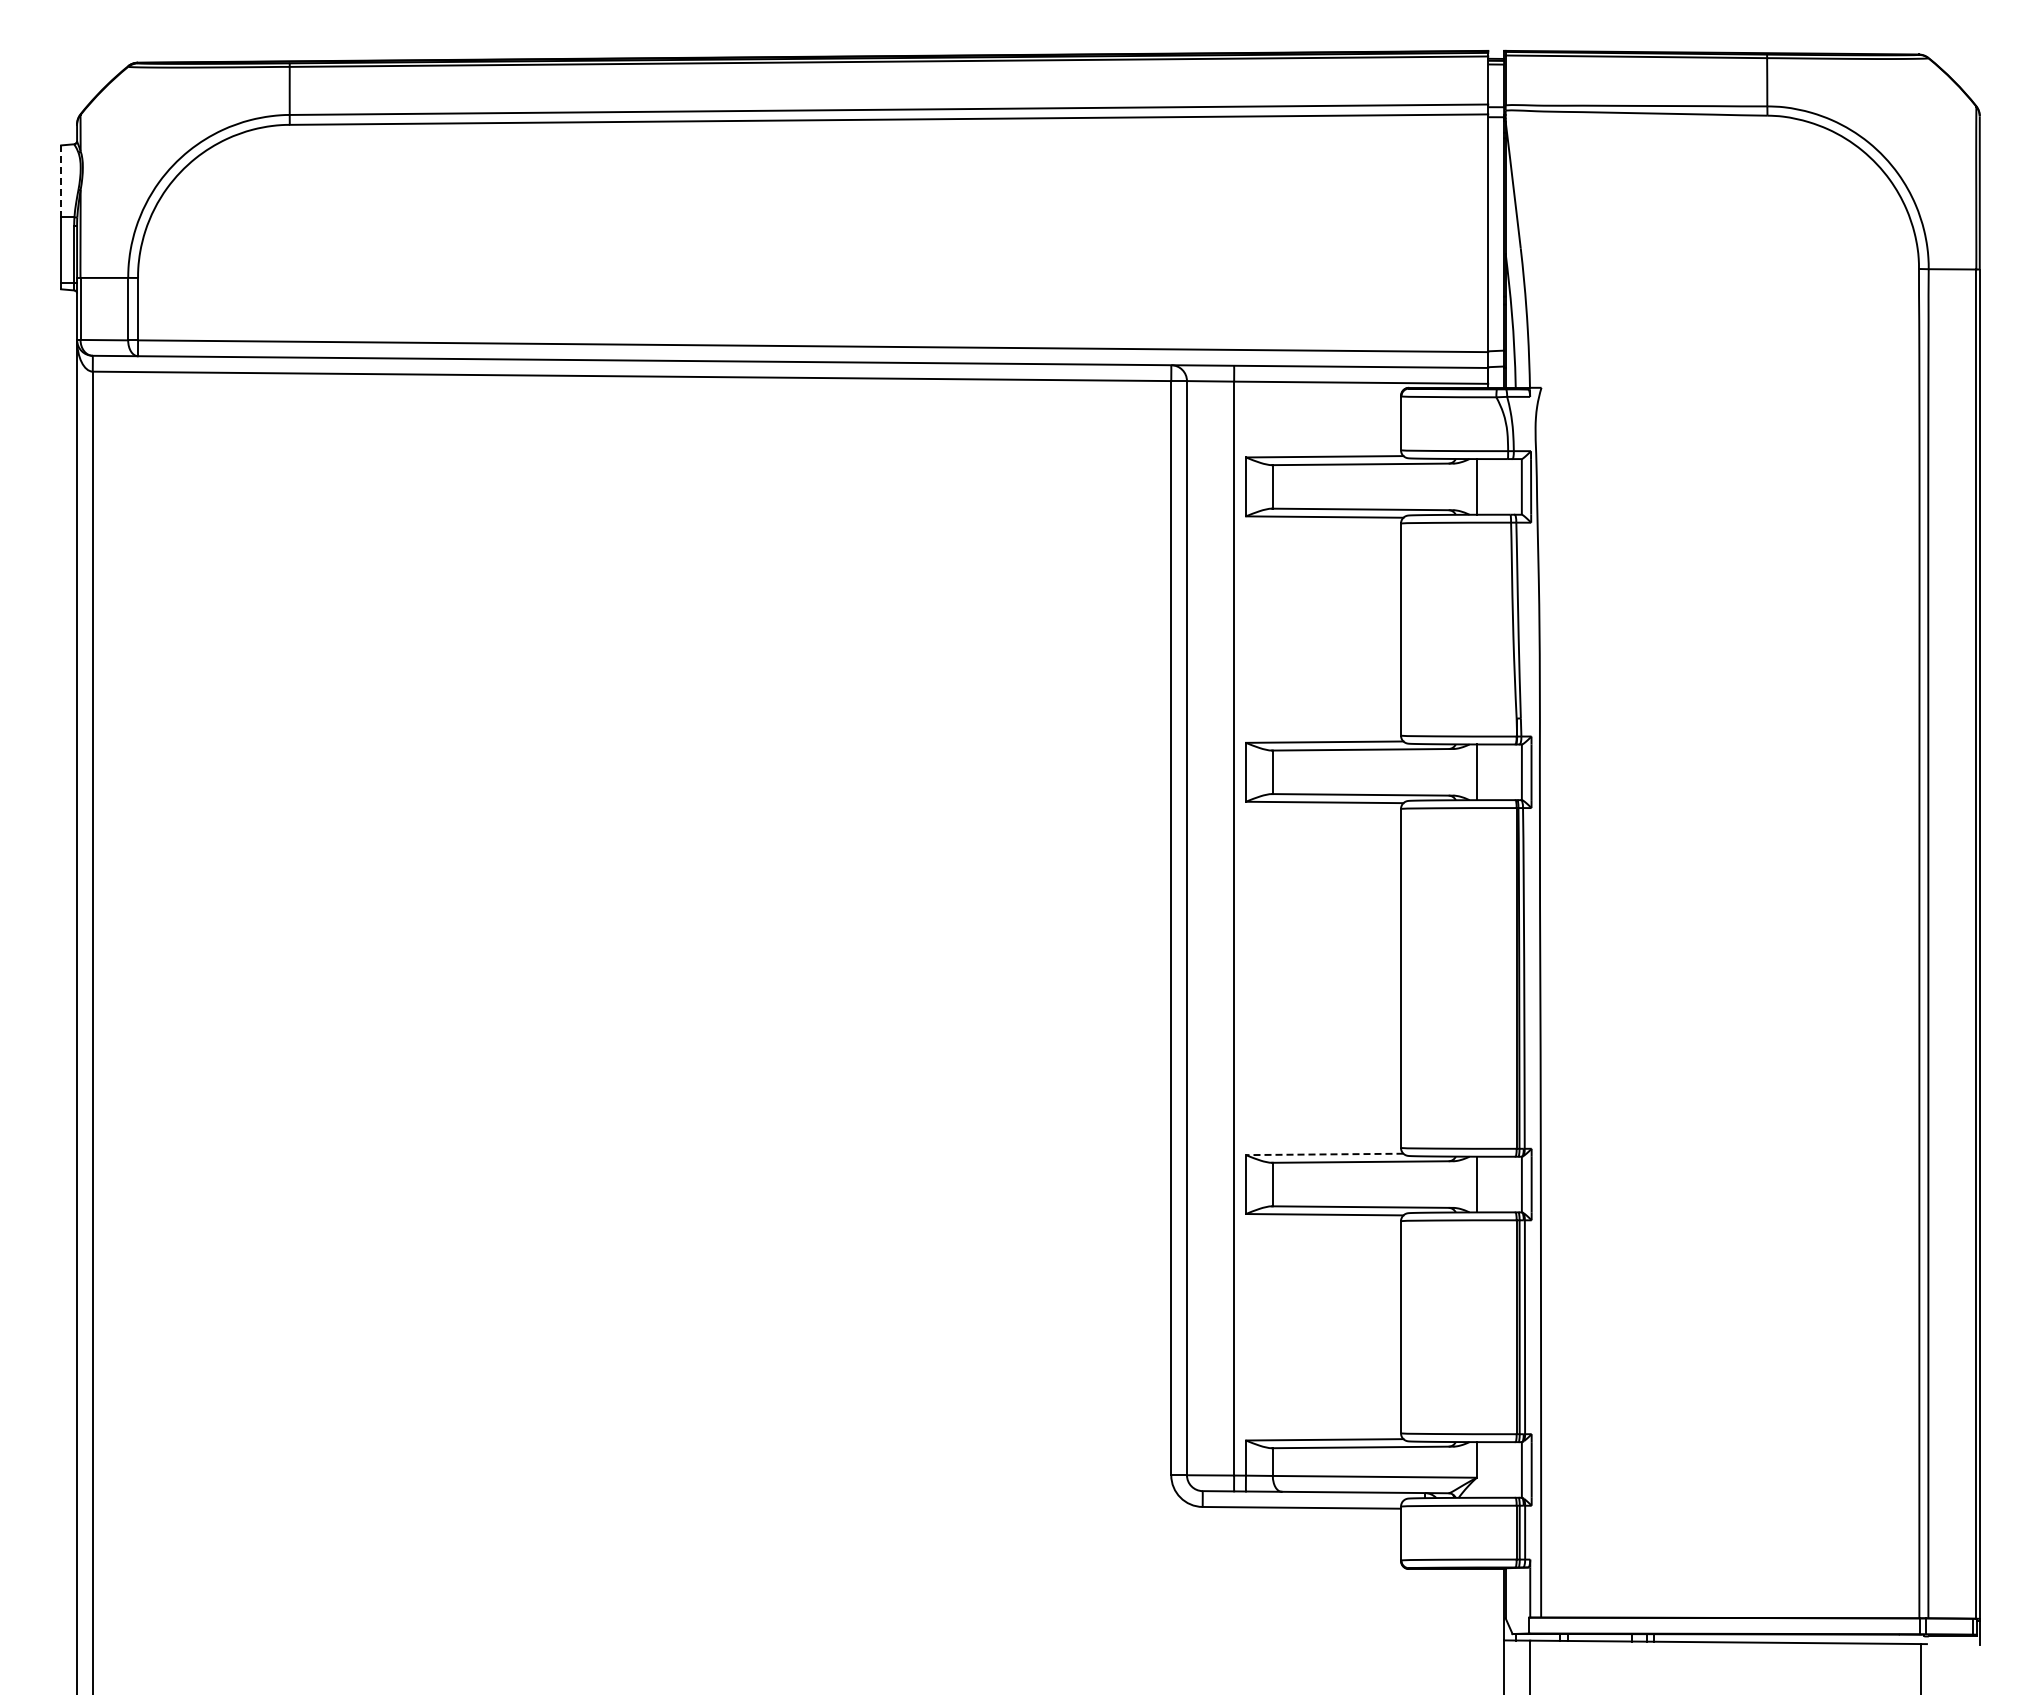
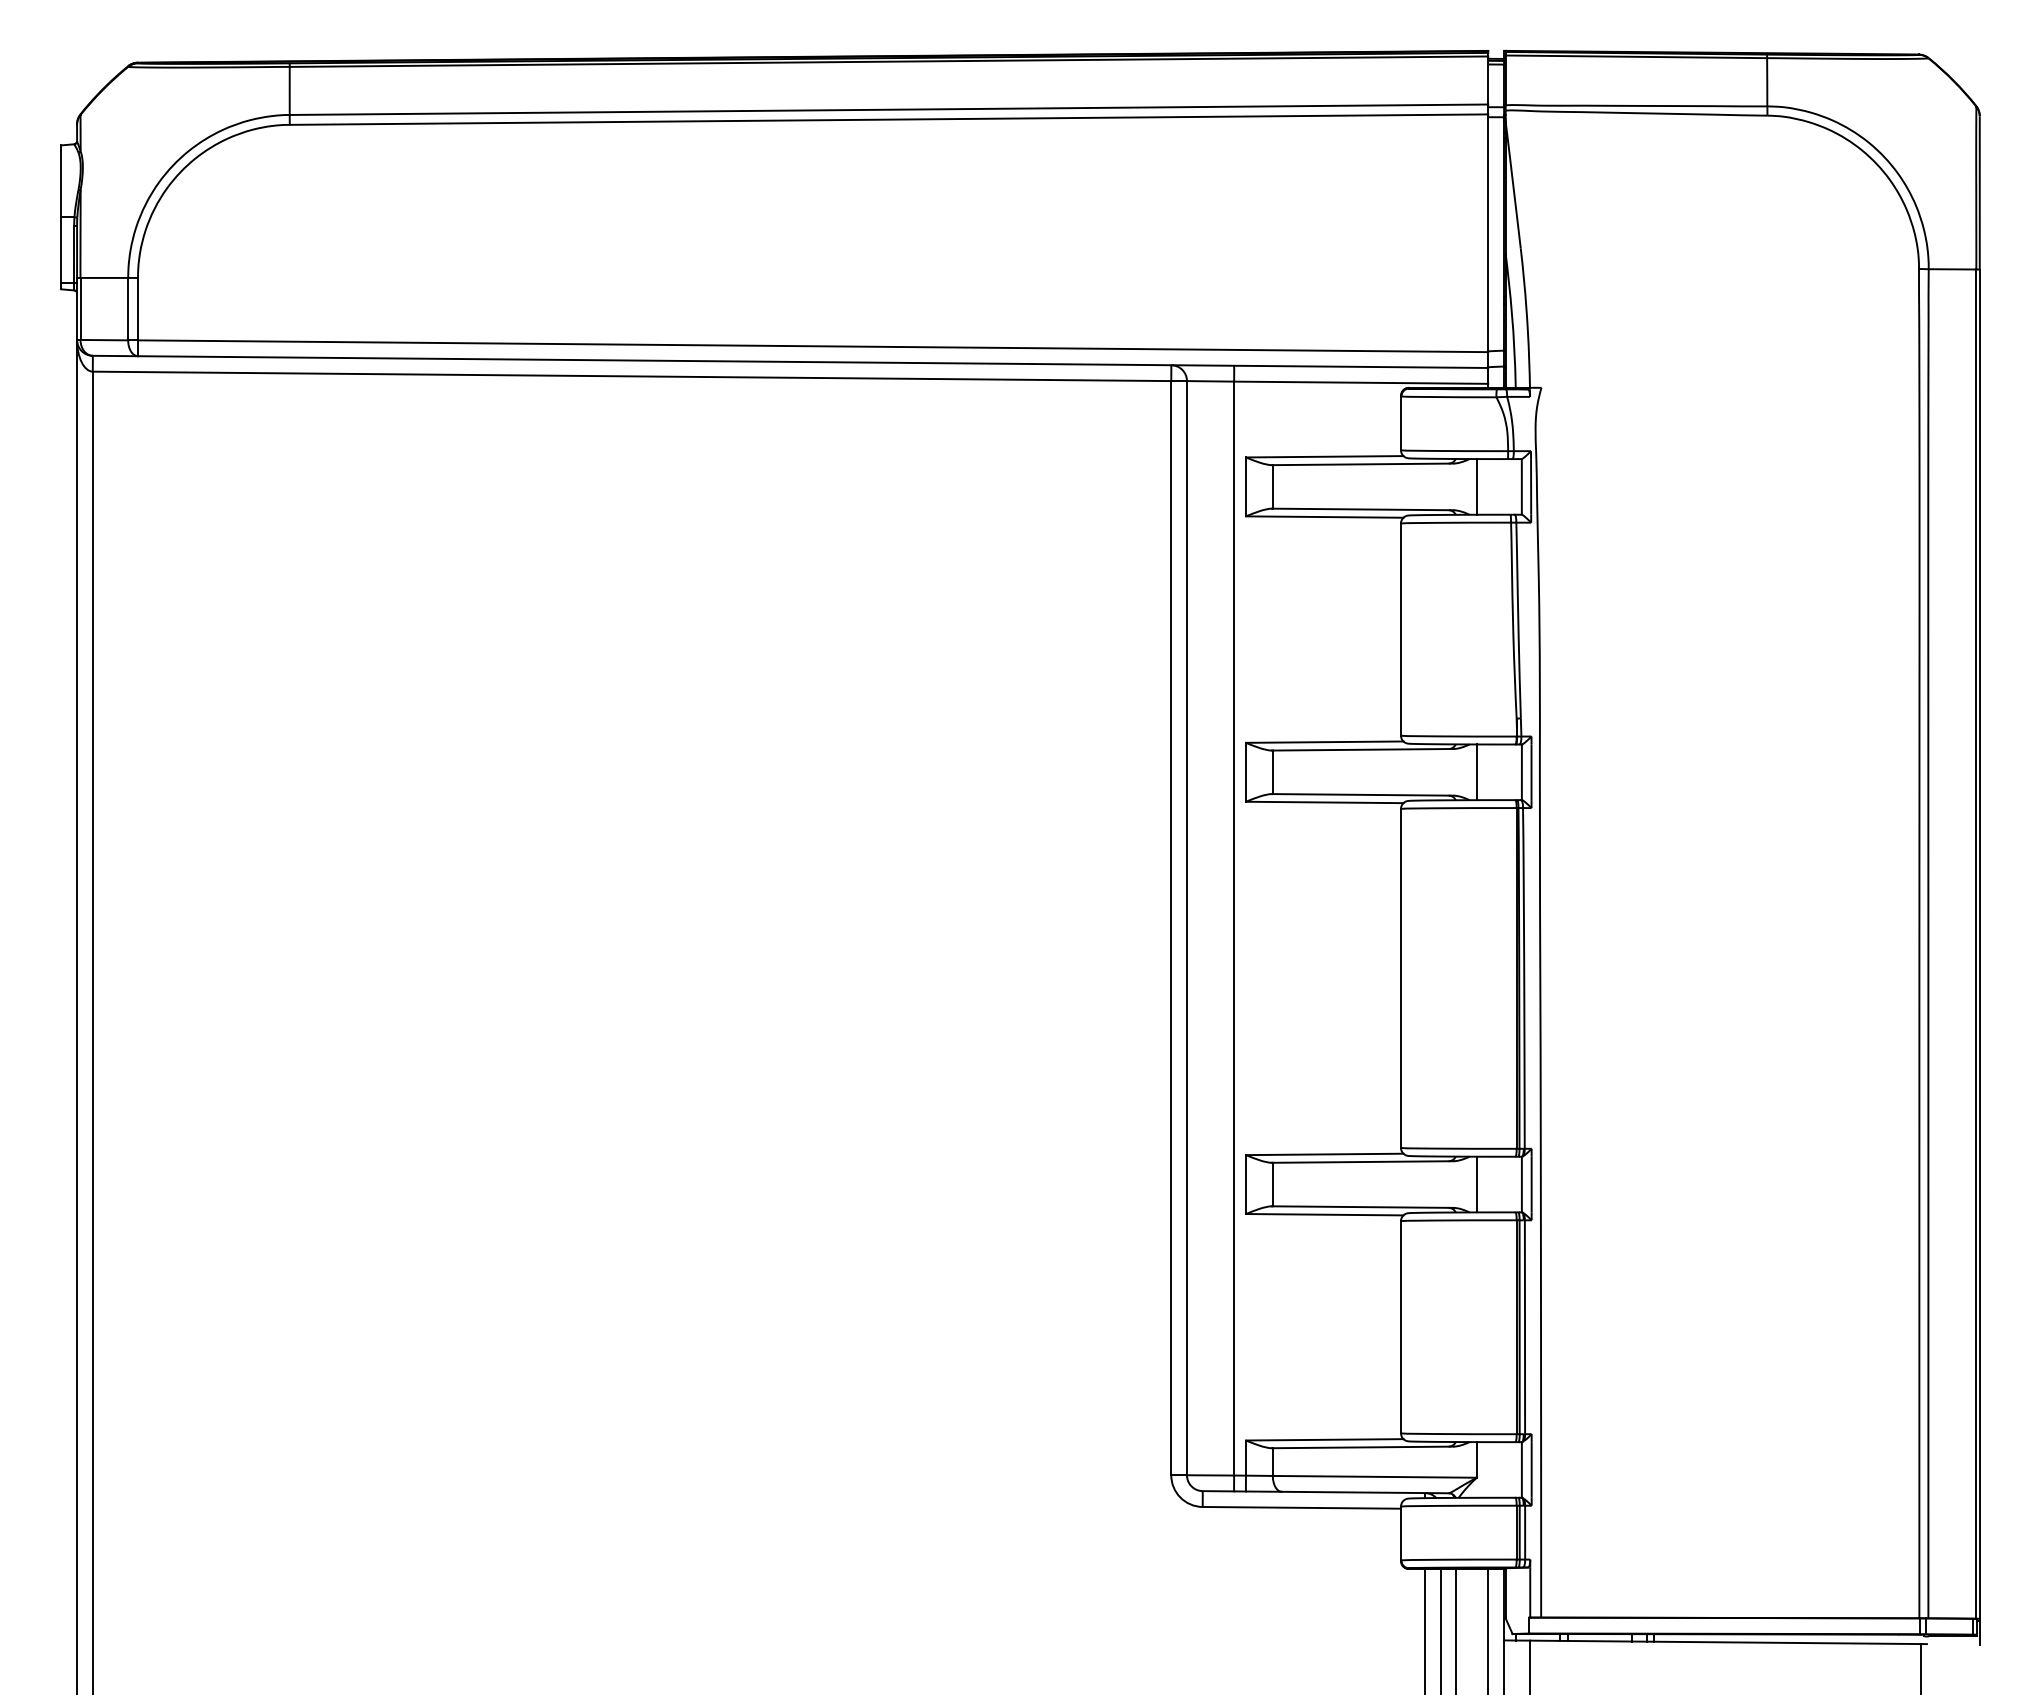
line: dashed -> solid (61, 181)
line: dashed -> solid (1324, 1154)
line: none -> present (1424, 1630)
line: none -> present (1440, 1630)
line: none -> present (1456, 1630)
line: none -> present (1488, 1630)
